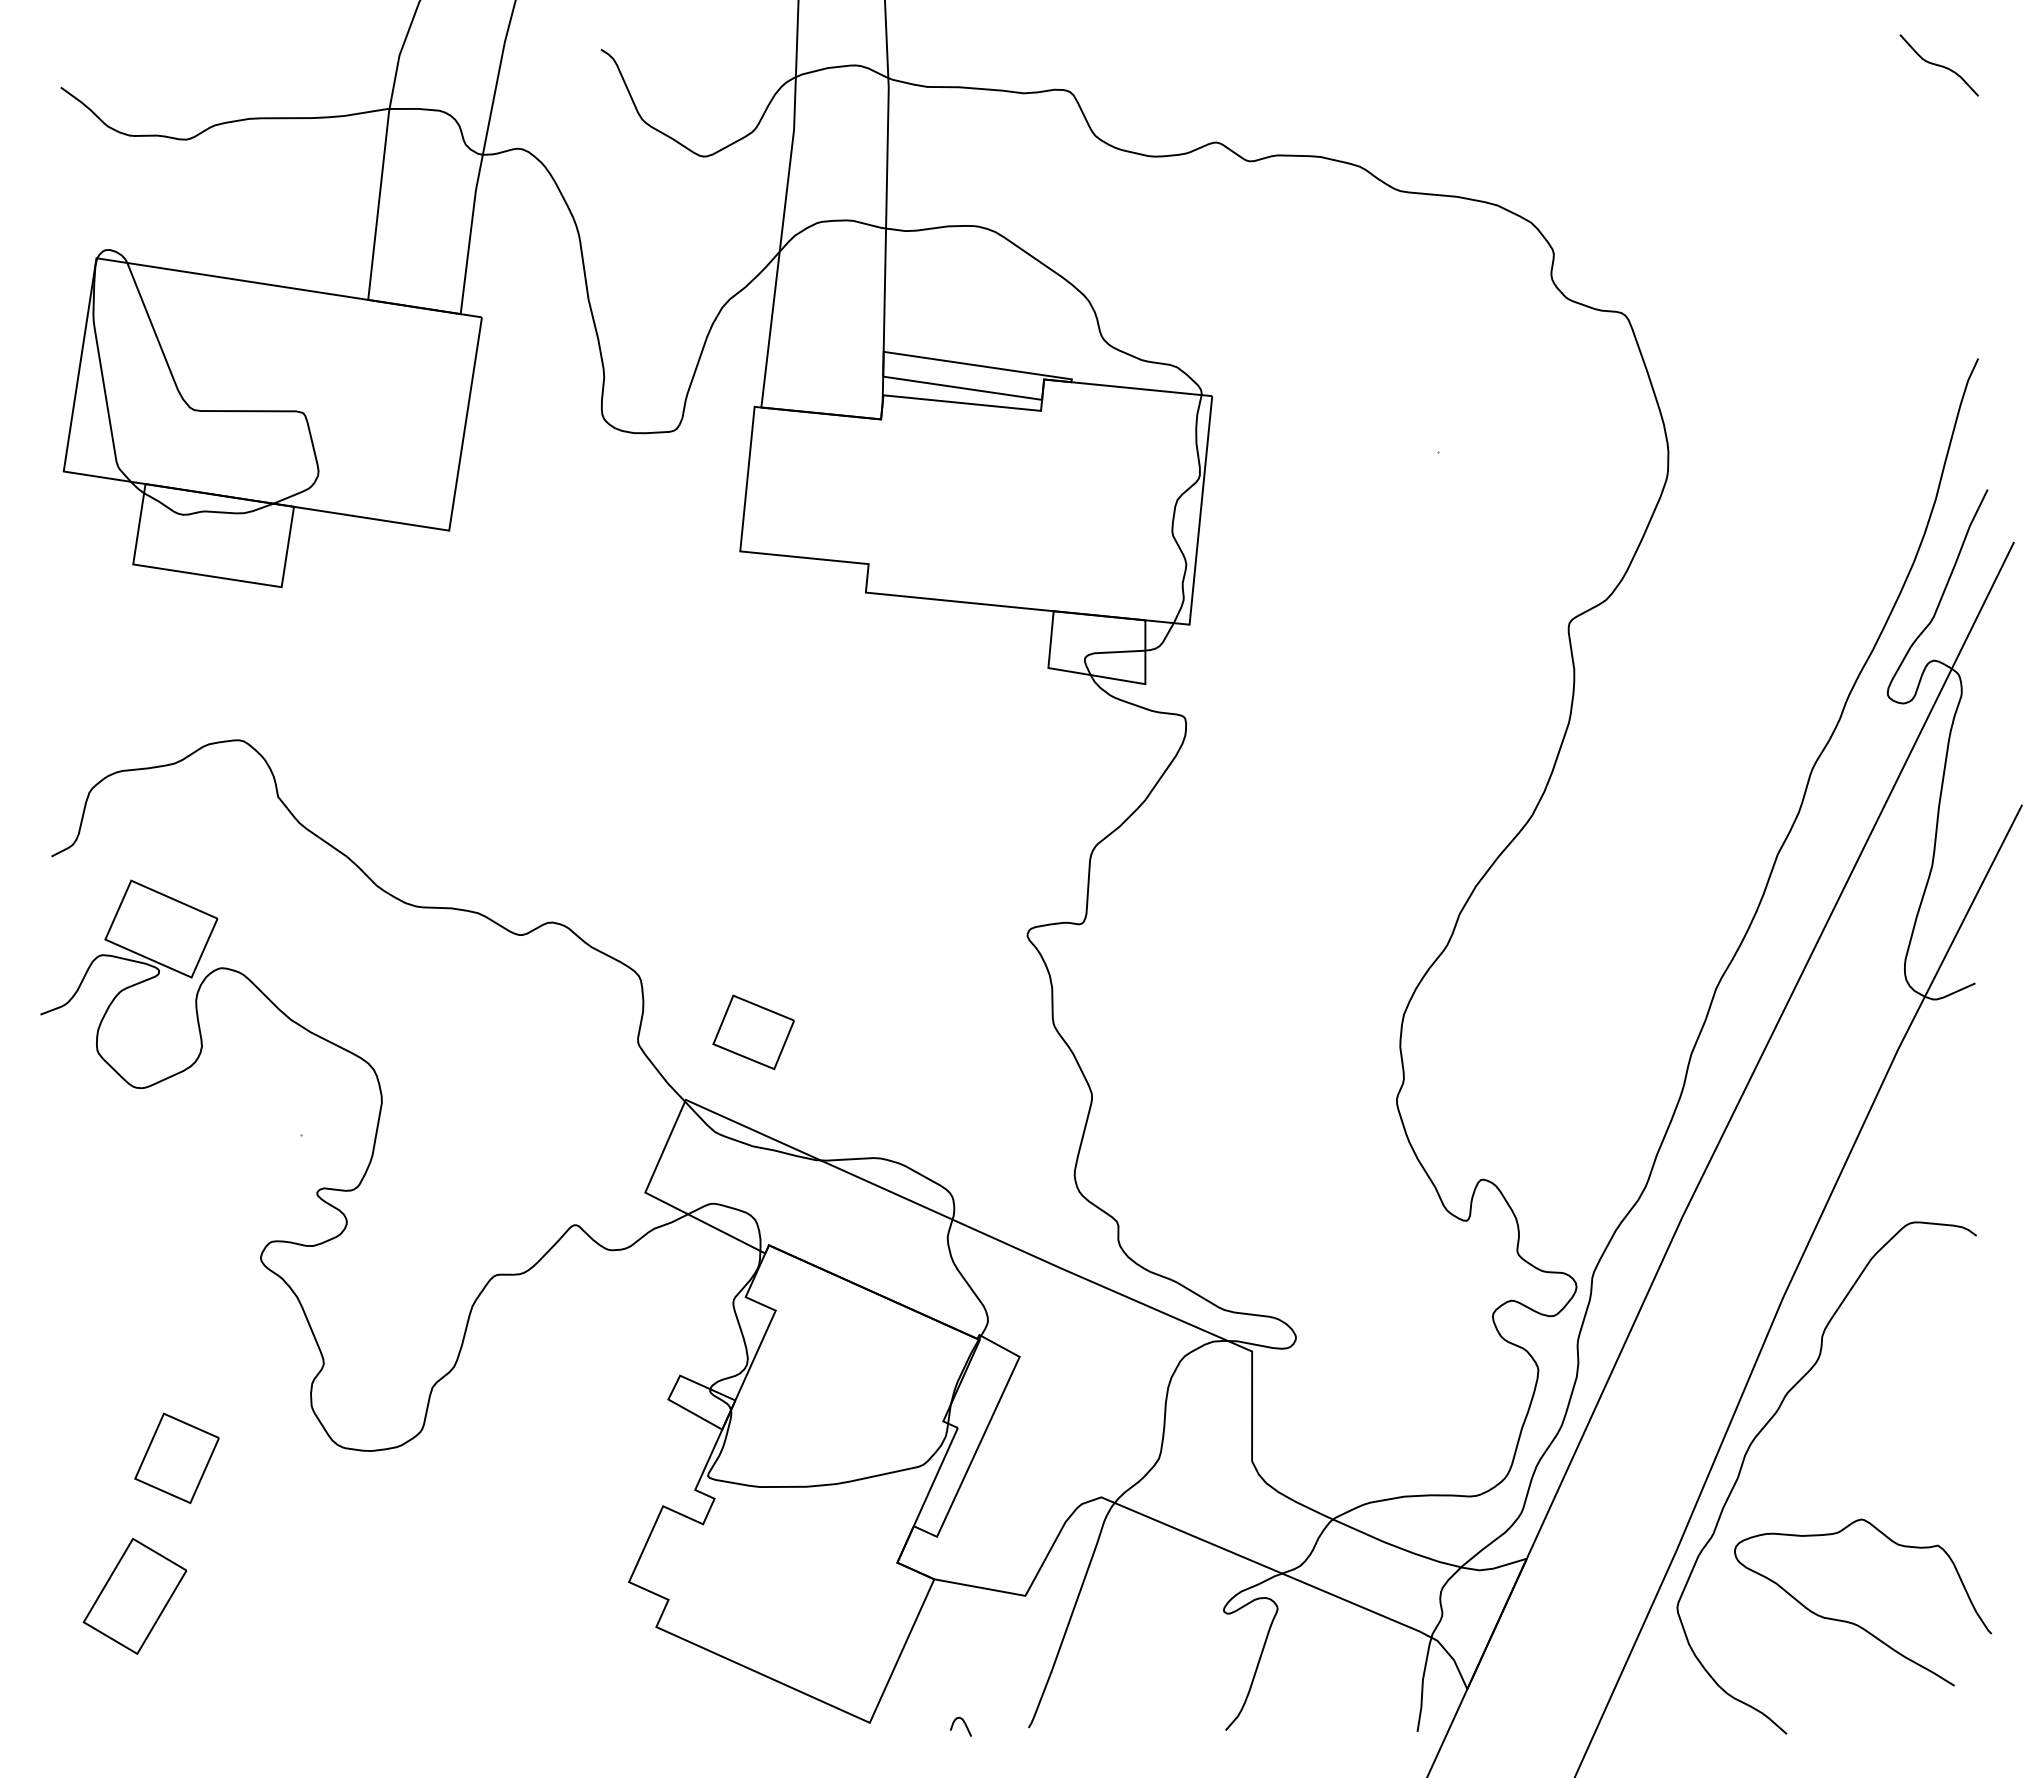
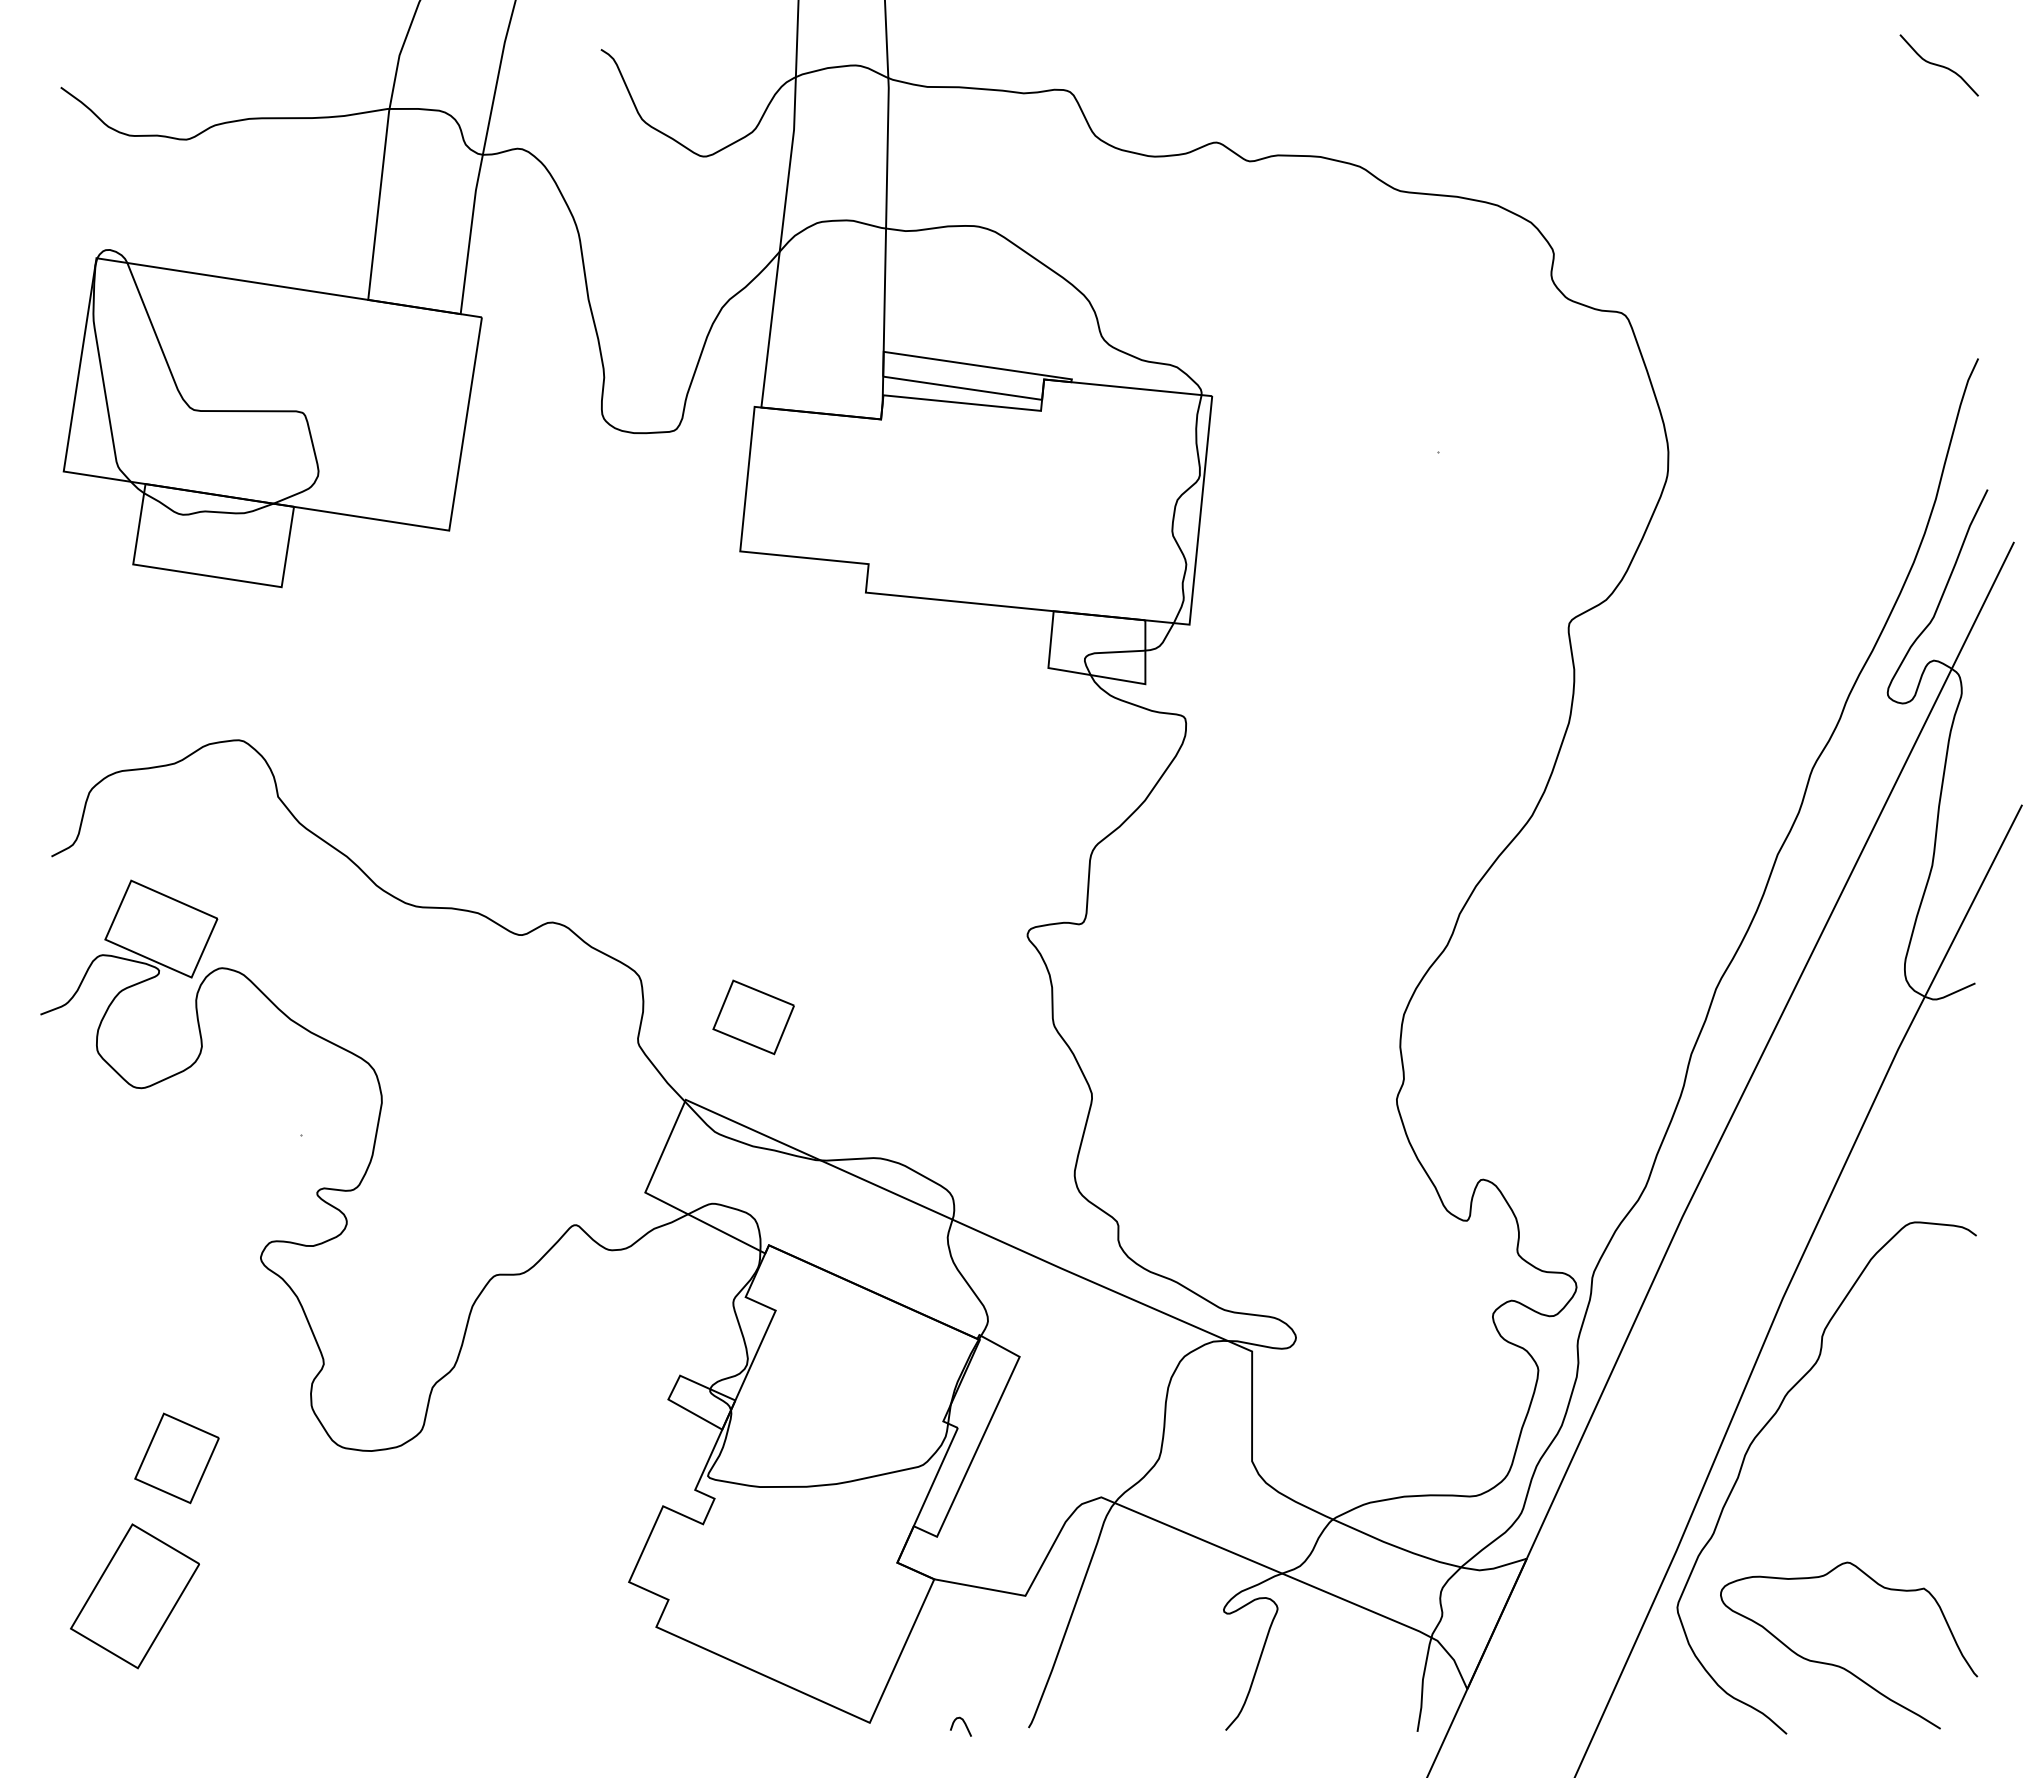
part position: (753, 1032) -> (753, 1017) (753, 1017)
part size: 106x118 px -> 130x147 px (134, 1596)
curve position: (1853, 1622) -> (1839, 1665) (1839, 1665)
